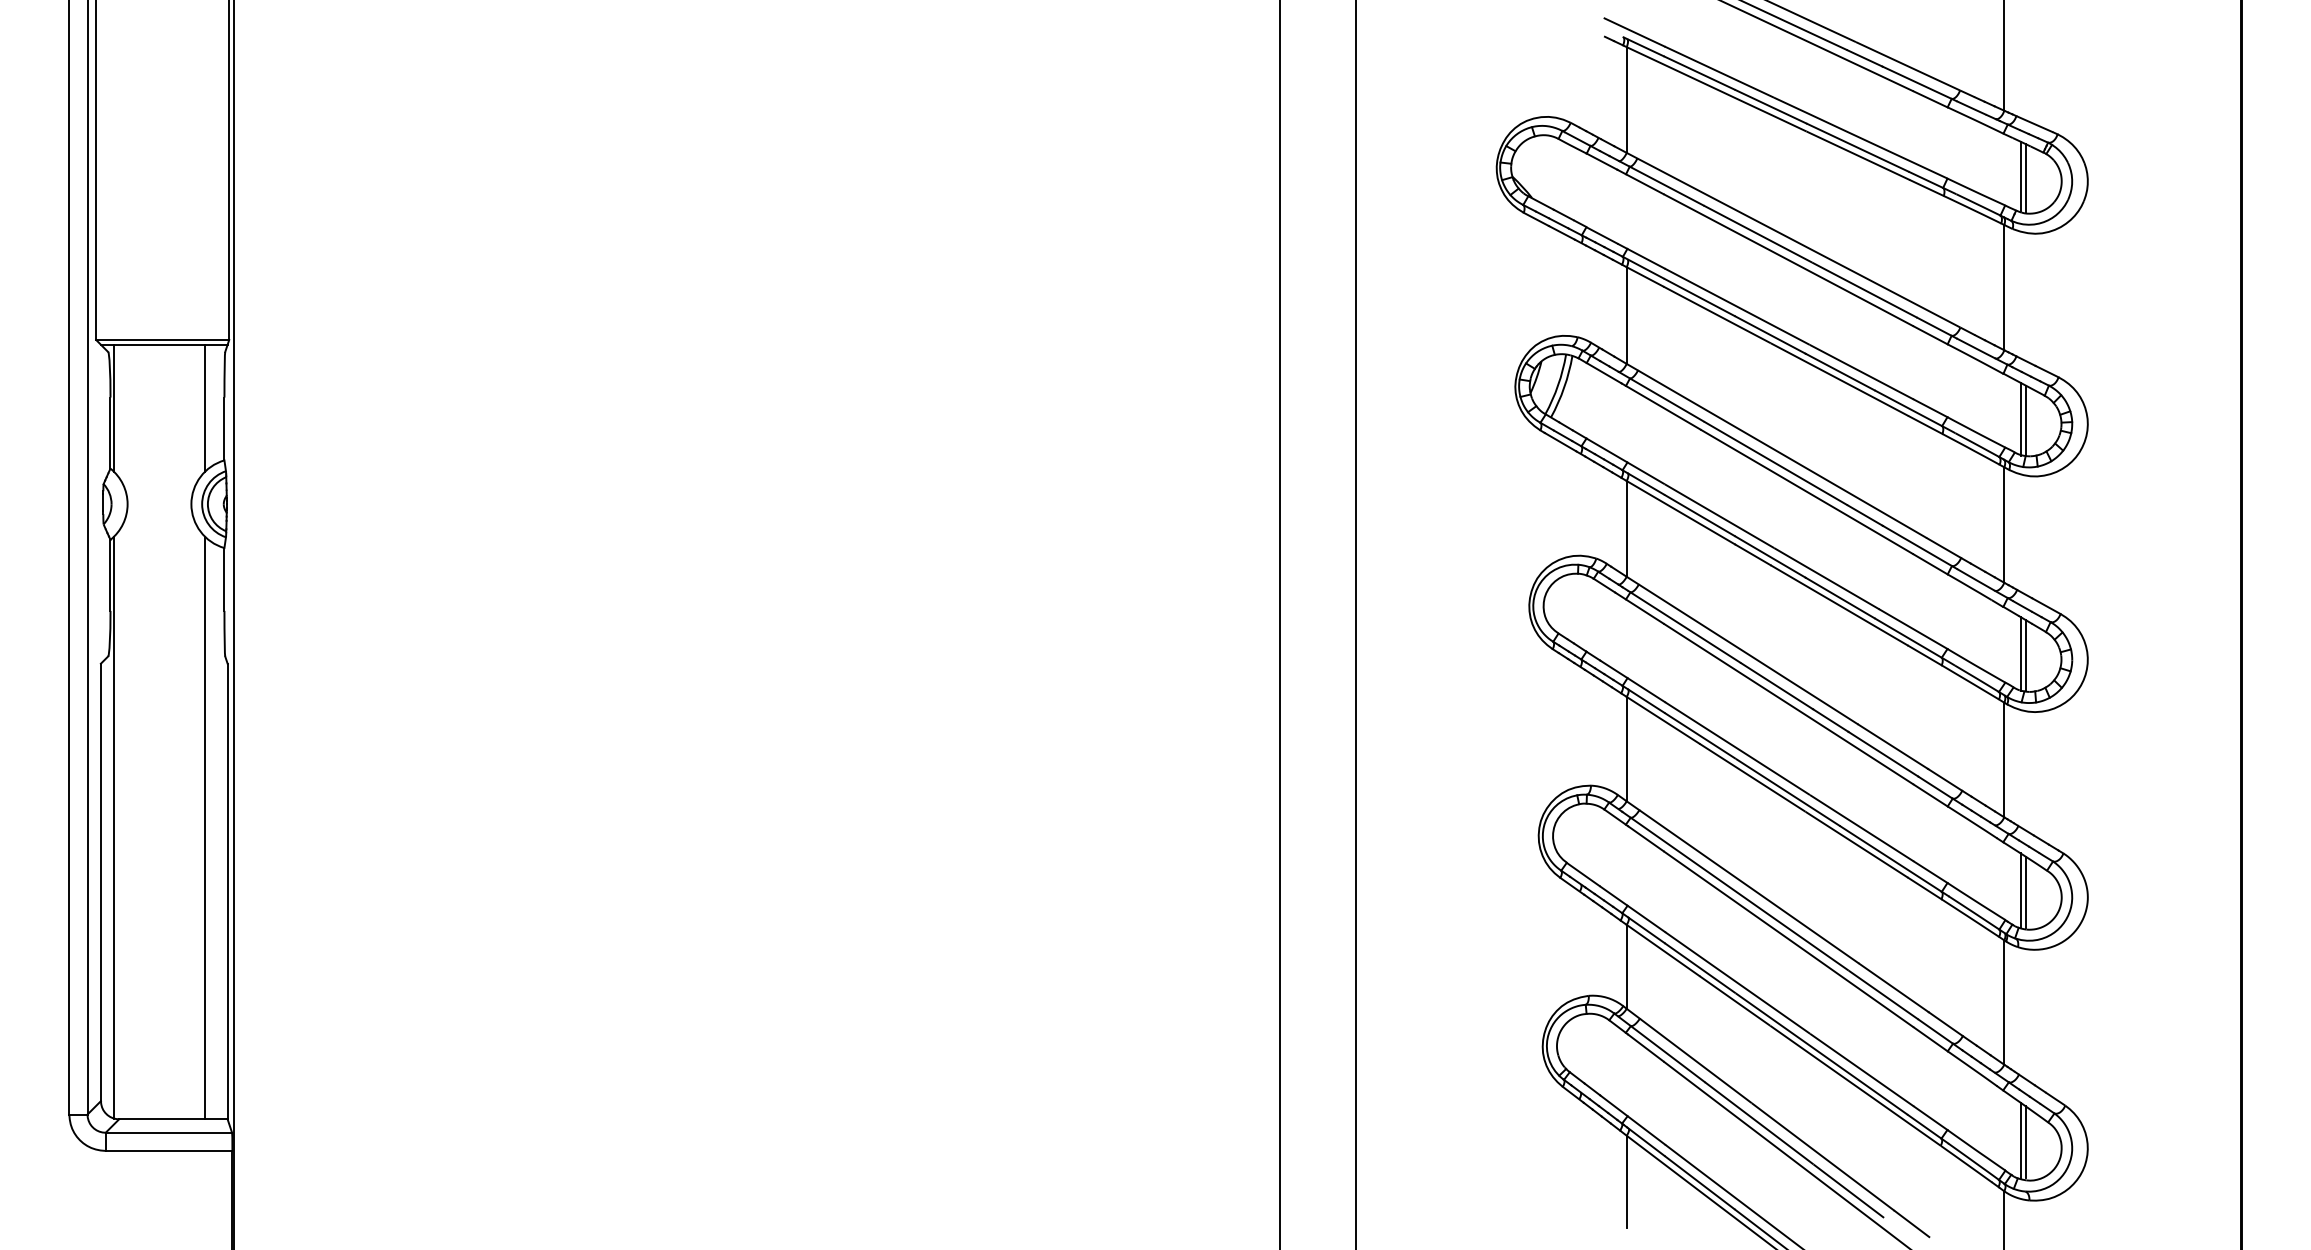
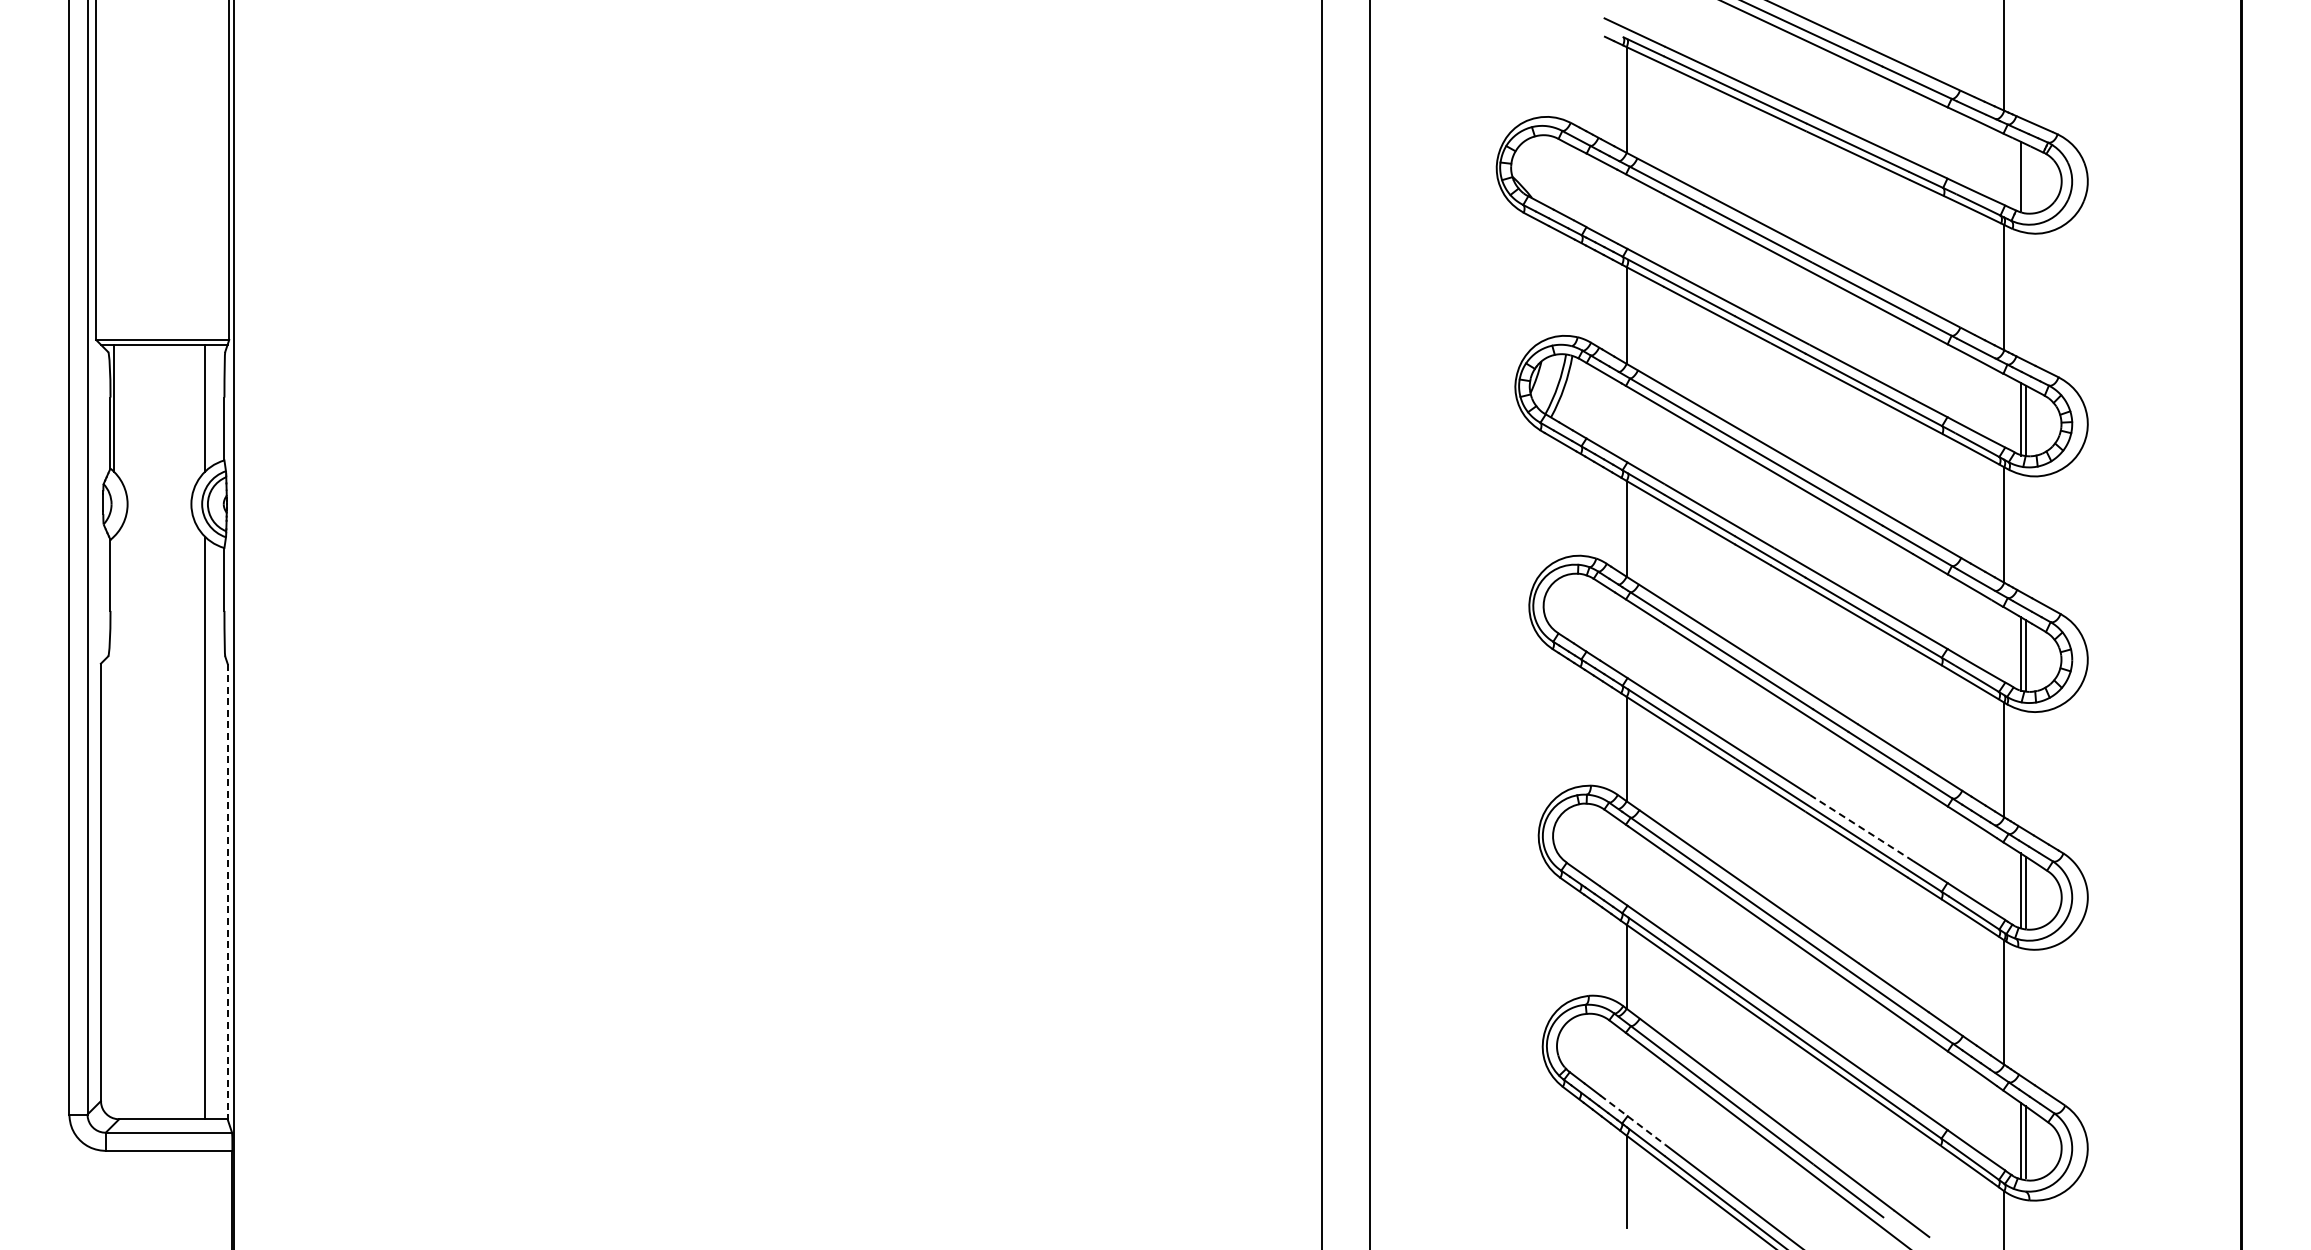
line: present -> none (2025, 178)
line position: (1280, 624) -> (1322, 624) (1322, 624)
line position: (1355, 624) -> (1369, 624) (1369, 624)
line: present -> none (113, 827)
line: solid -> dashed (1862, 828)
line: solid -> dashed (227, 891)
line: solid -> dashed (1632, 1120)
